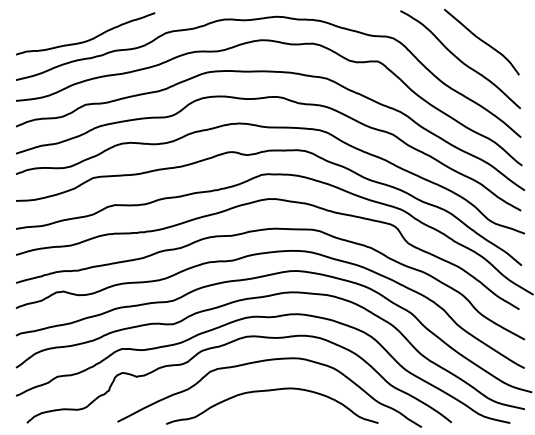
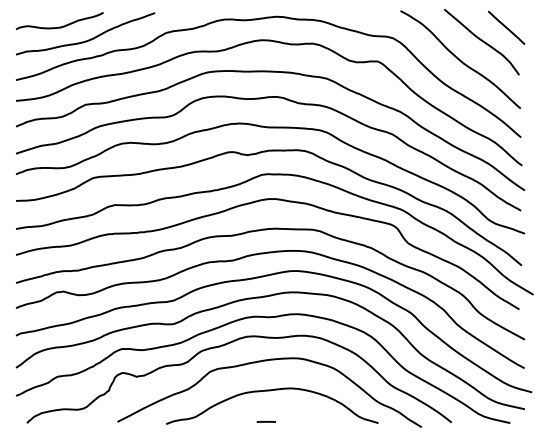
curve: none -> present (59, 26)
line: none -> present (506, 27)
line: none -> present (265, 421)
